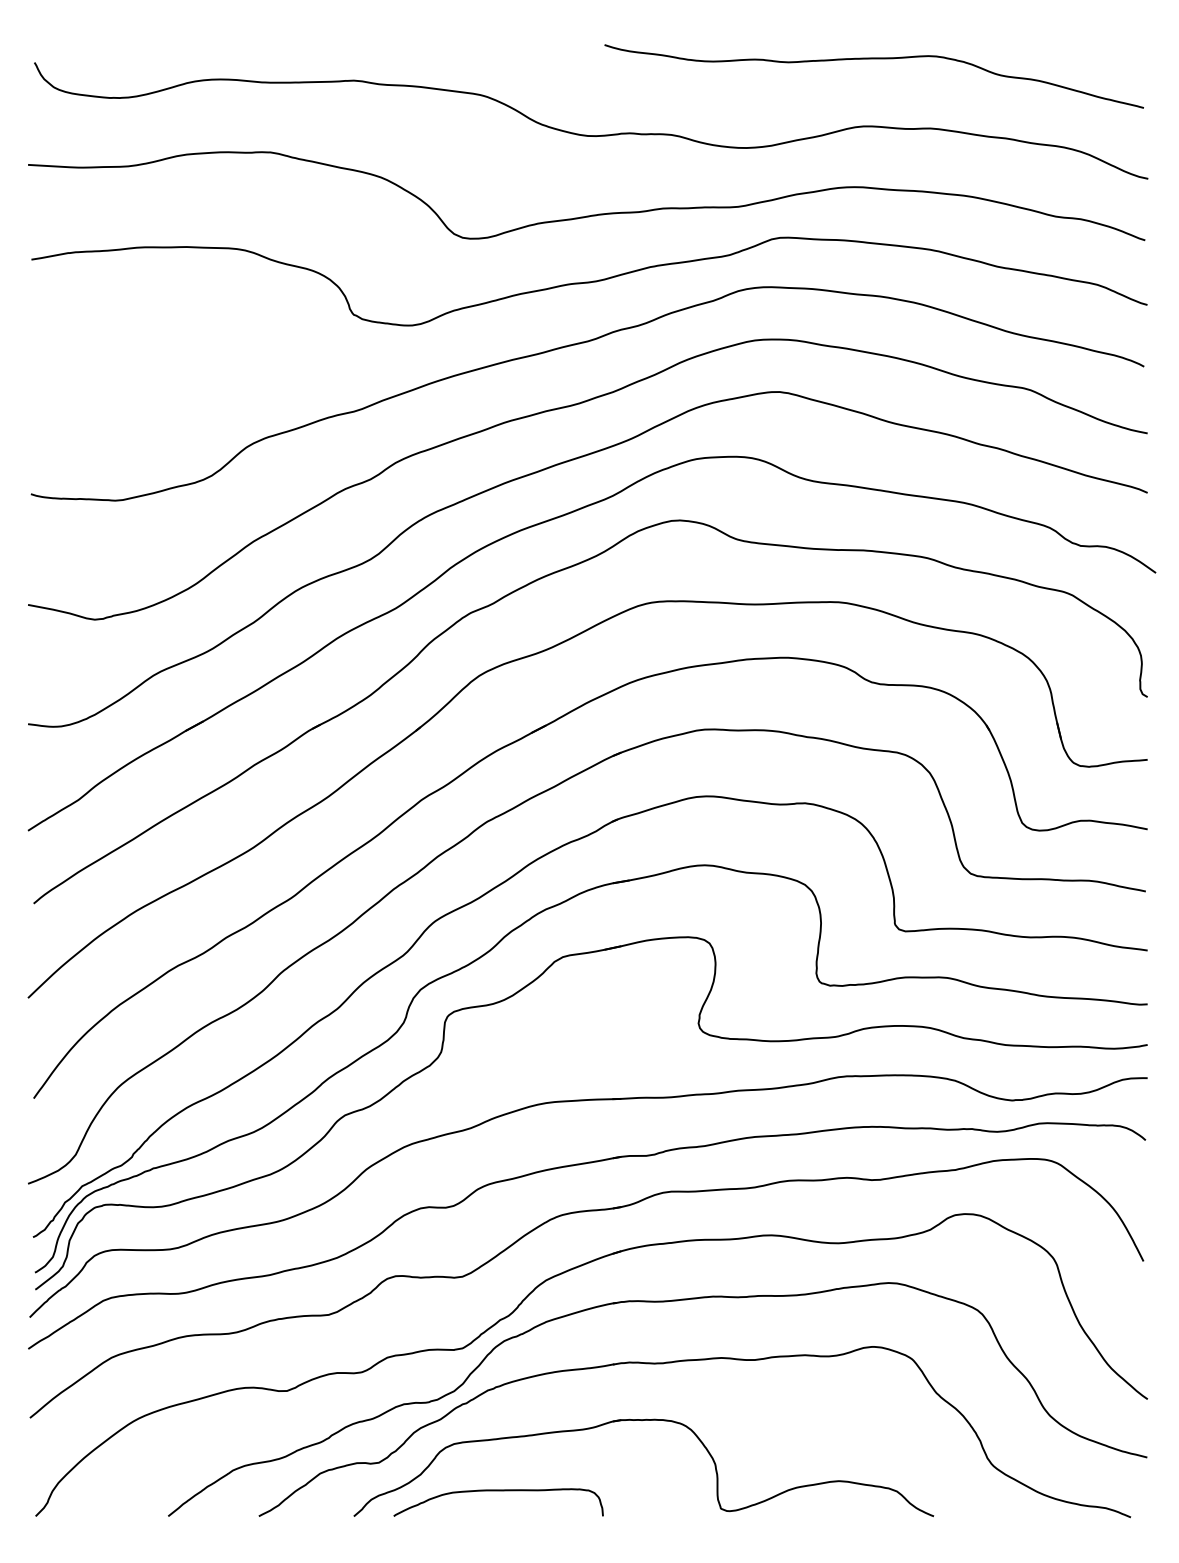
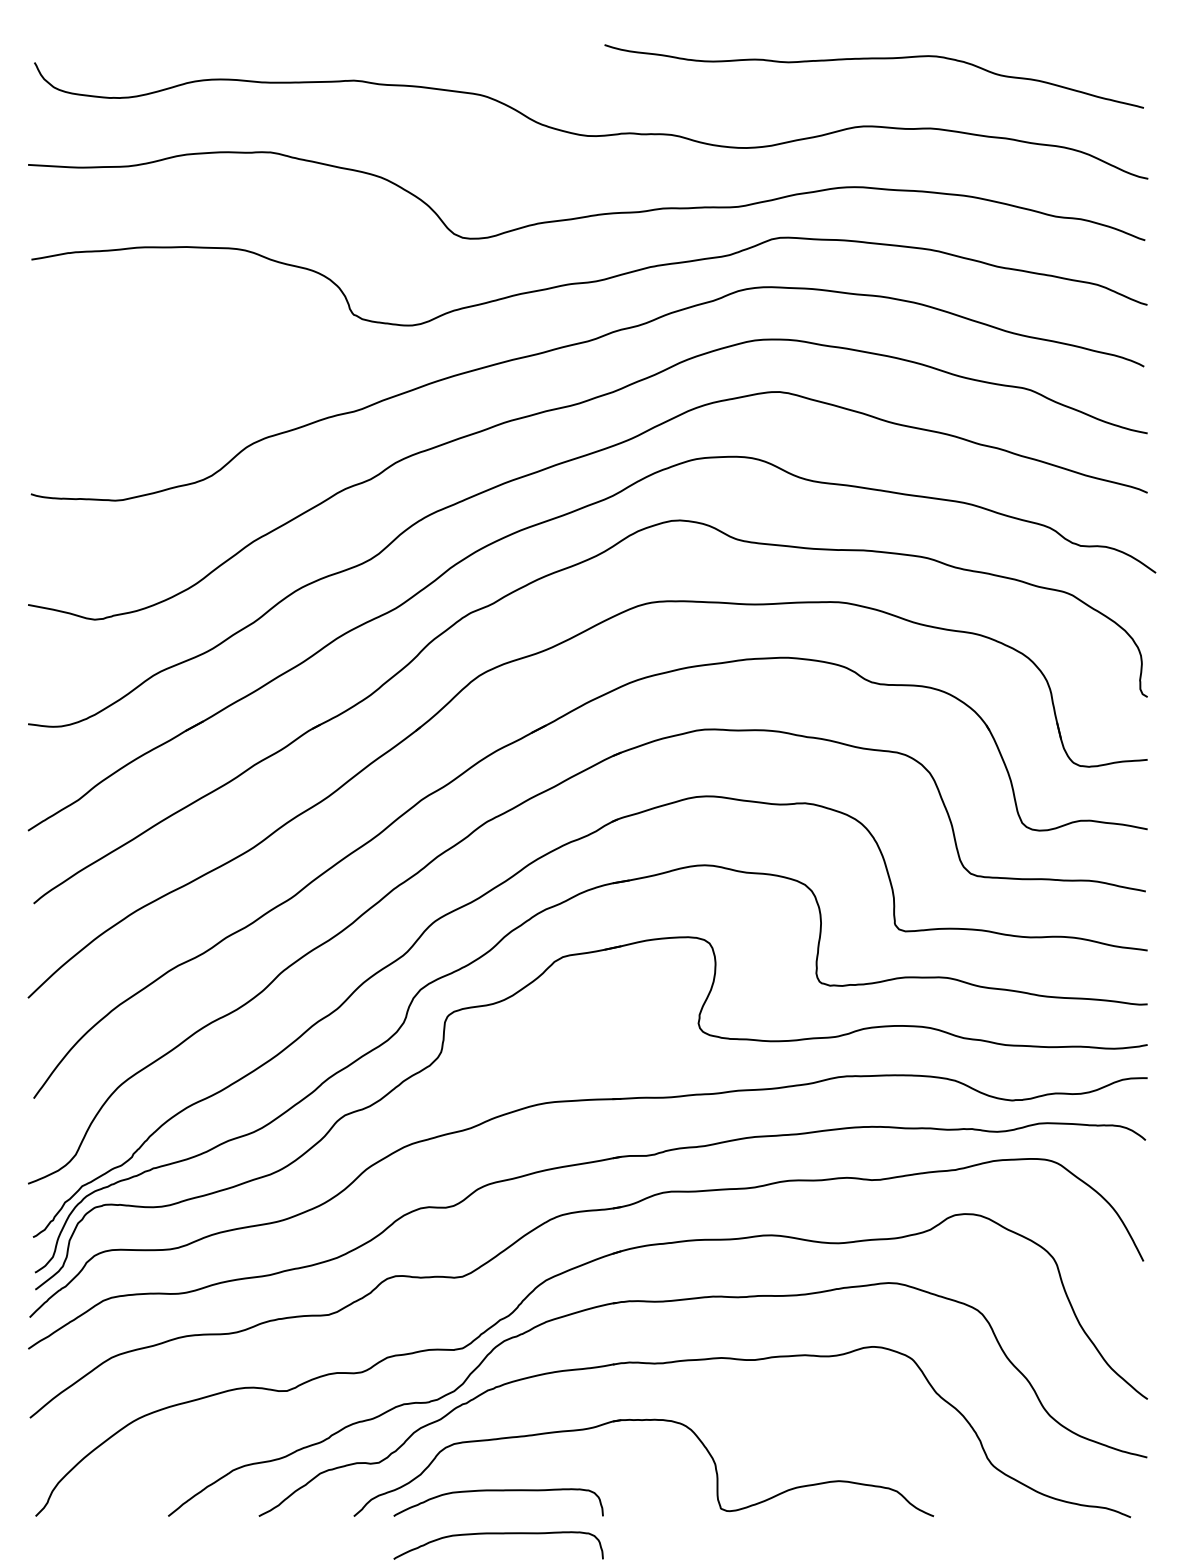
curve: none -> present (498, 1534)
